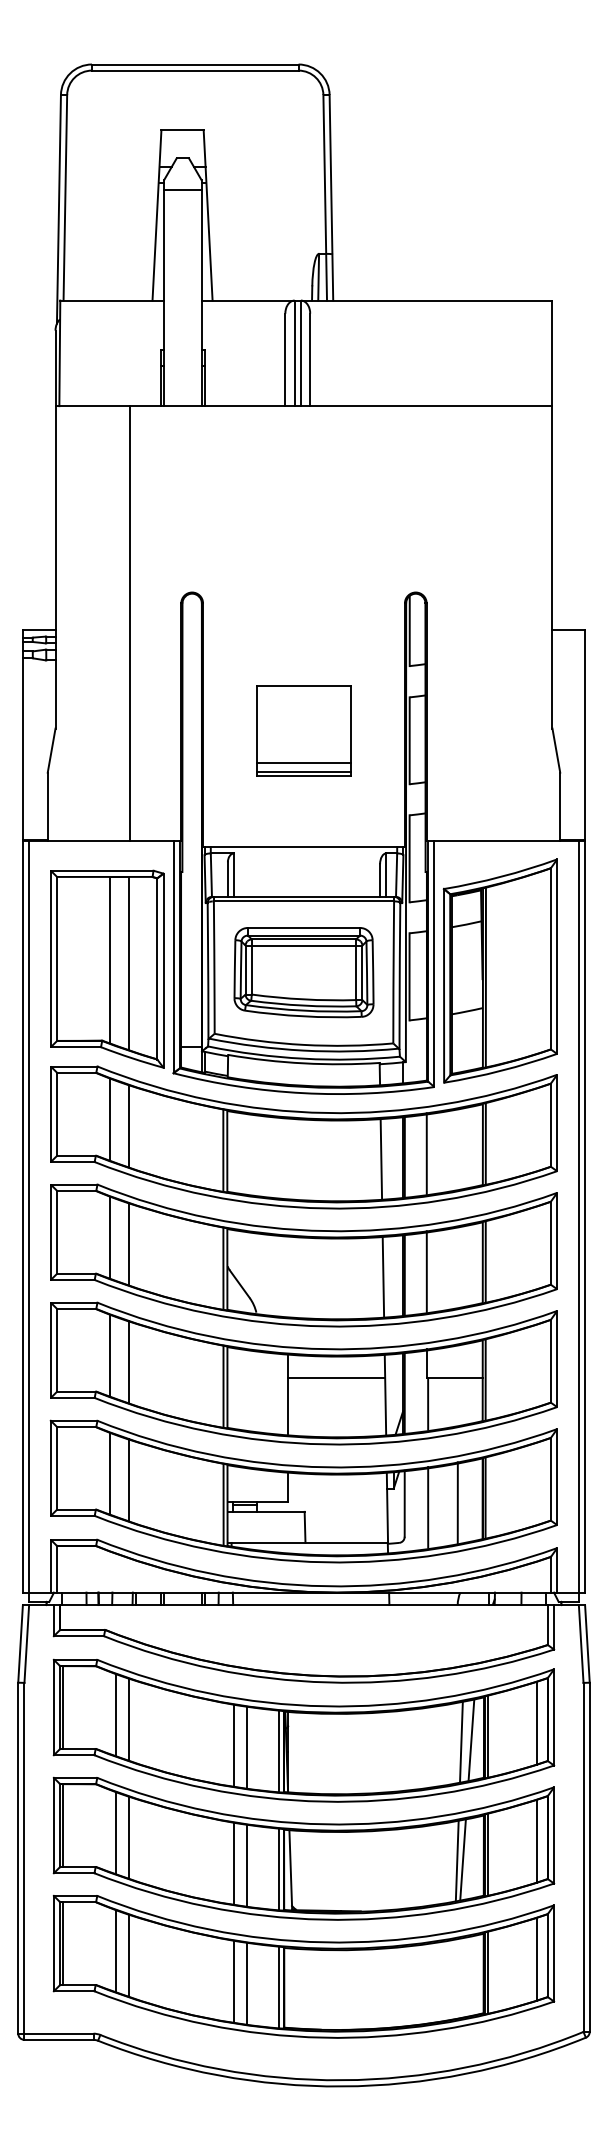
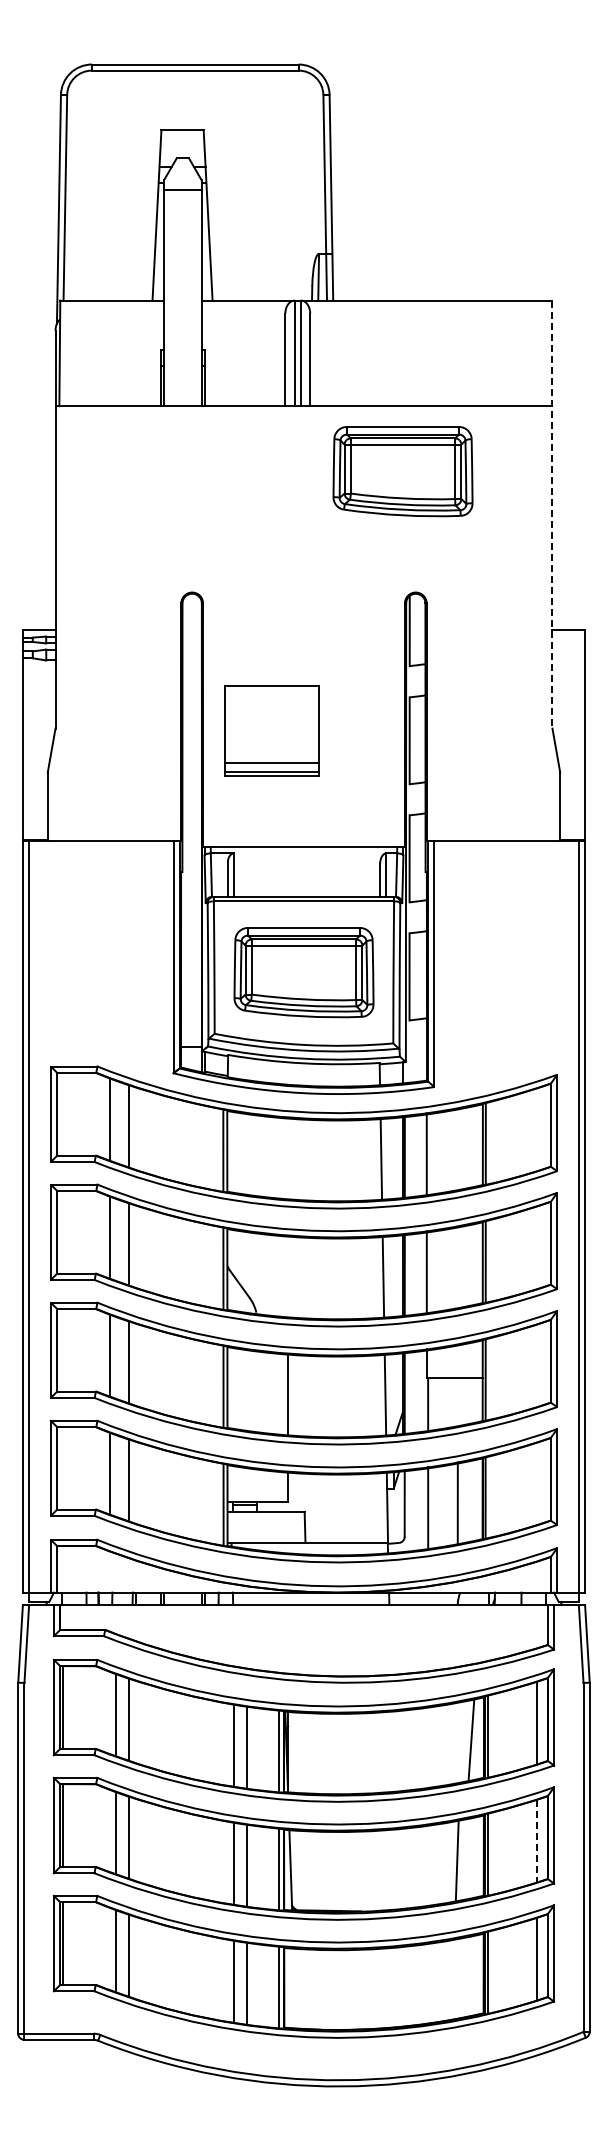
part: none -> present (402, 471)
line: solid -> dashed (552, 515)
line: present -> none (130, 623)
part position: (303, 730) -> (271, 730) (271, 730)
part: present -> none (107, 968)
part: present -> none (499, 970)
line: present -> none (336, 1378)
line: present -> none (461, 1741)
line: solid -> dashed (537, 1841)
line: present -> none (462, 1858)
